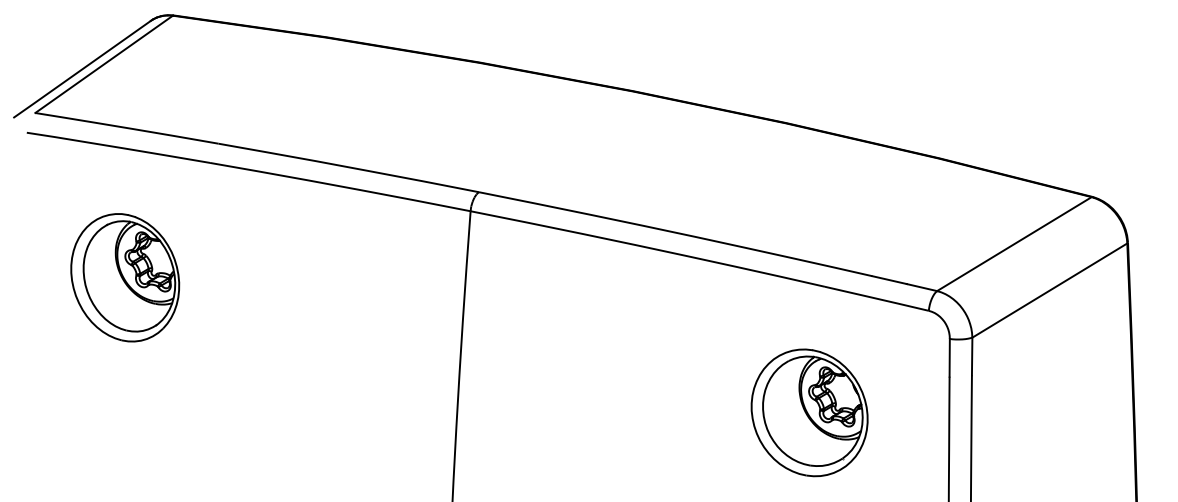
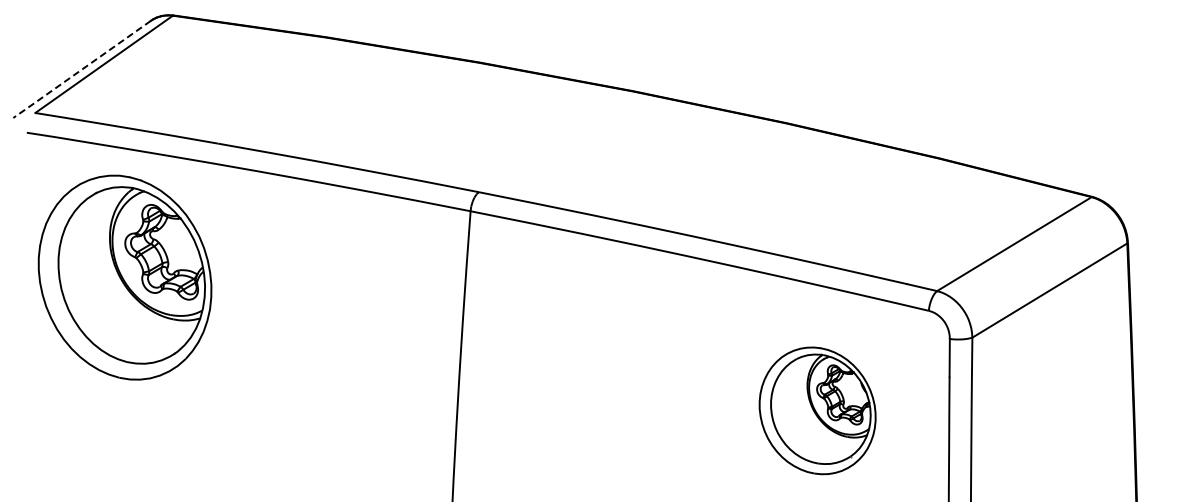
line: solid -> dashed (81, 69)
part size: 111x130 px -> 176x207 px (124, 277)
part position: (809, 412) -> (817, 410) (817, 410)
